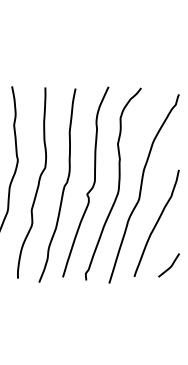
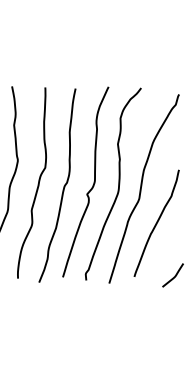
curve position: (169, 266) -> (173, 276) (173, 276)
